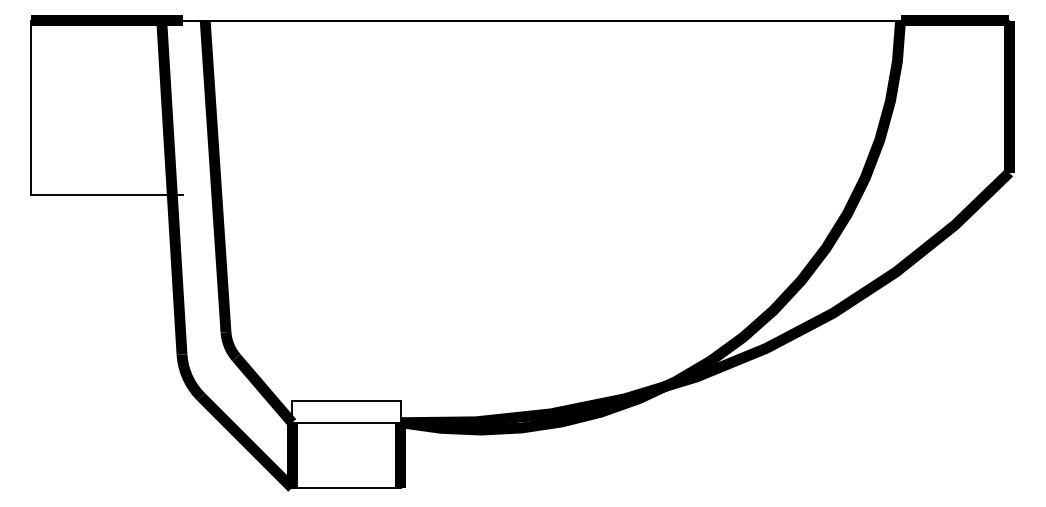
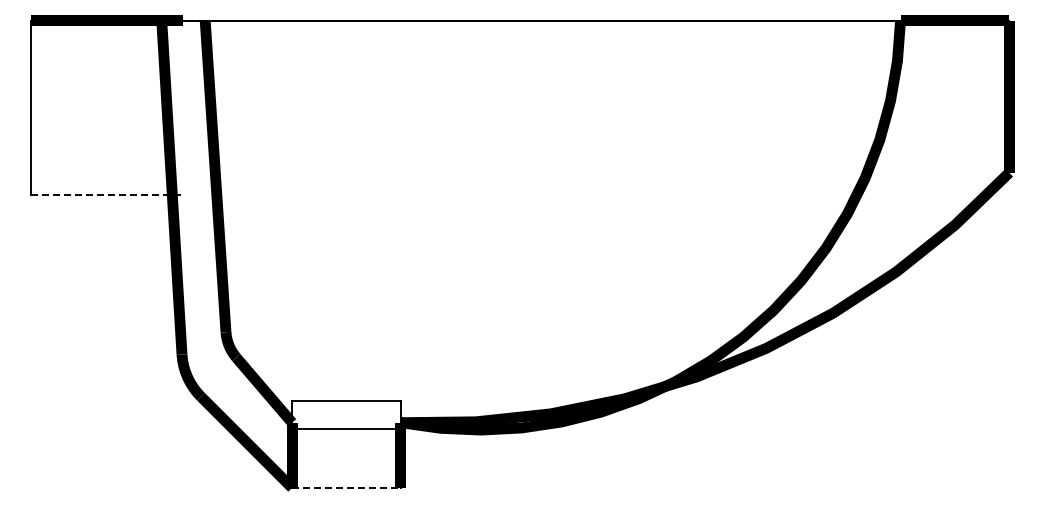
line: solid -> dashed (107, 194)
line position: (346, 422) -> (346, 428) (346, 428)
line: solid -> dashed (346, 487)
